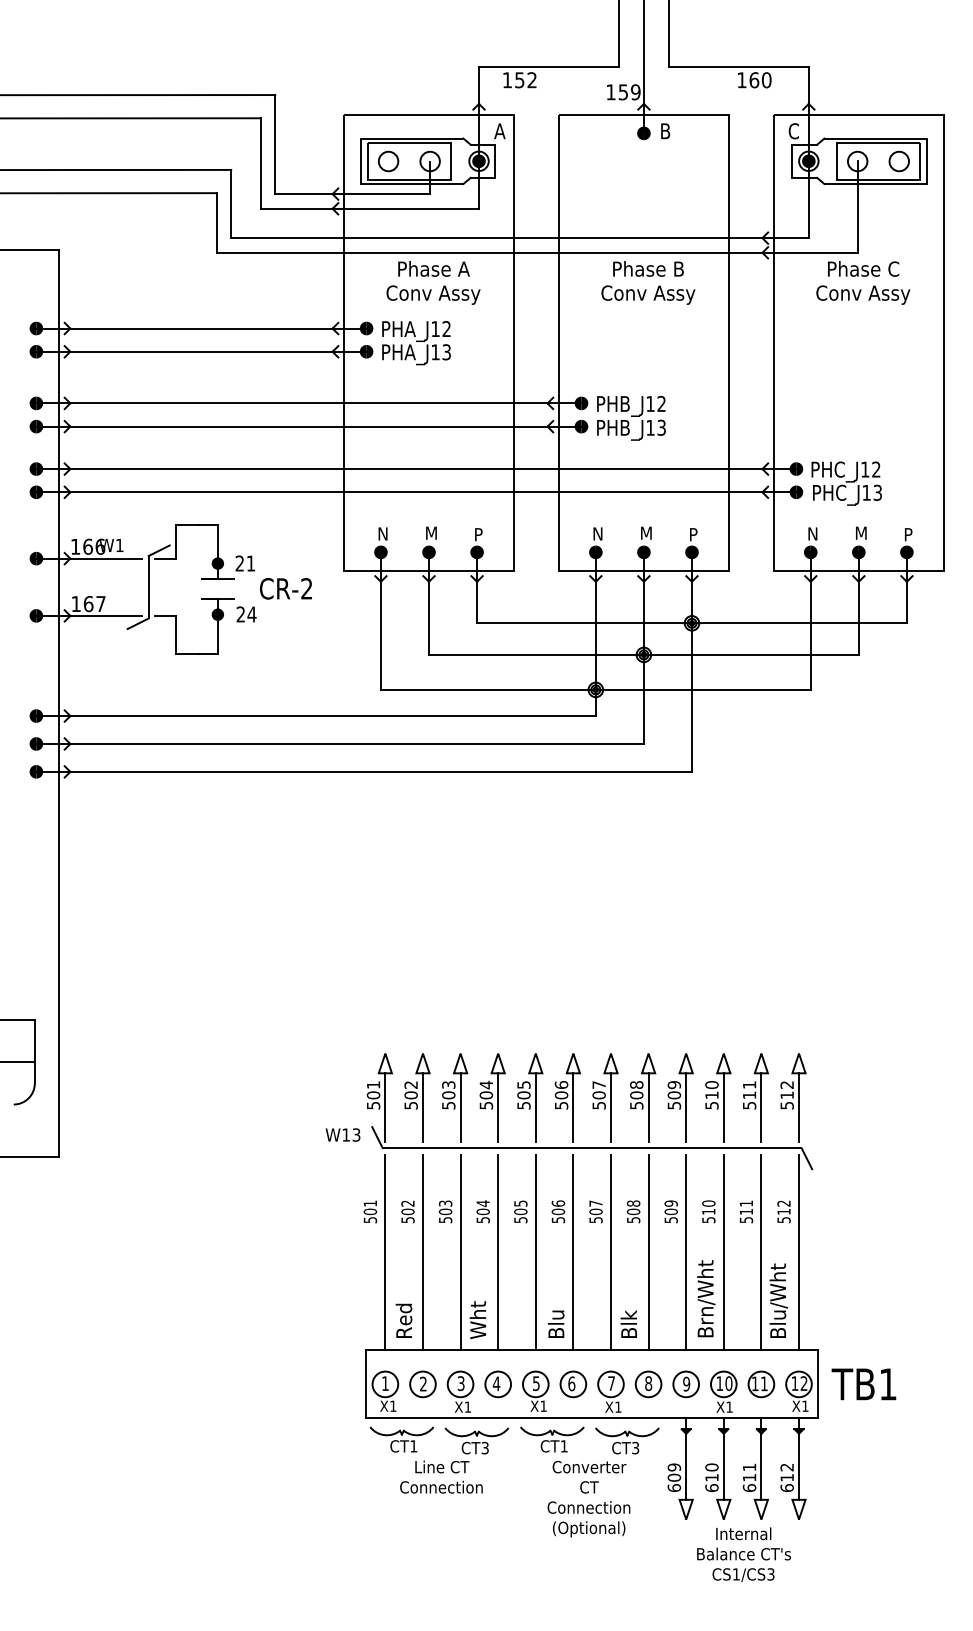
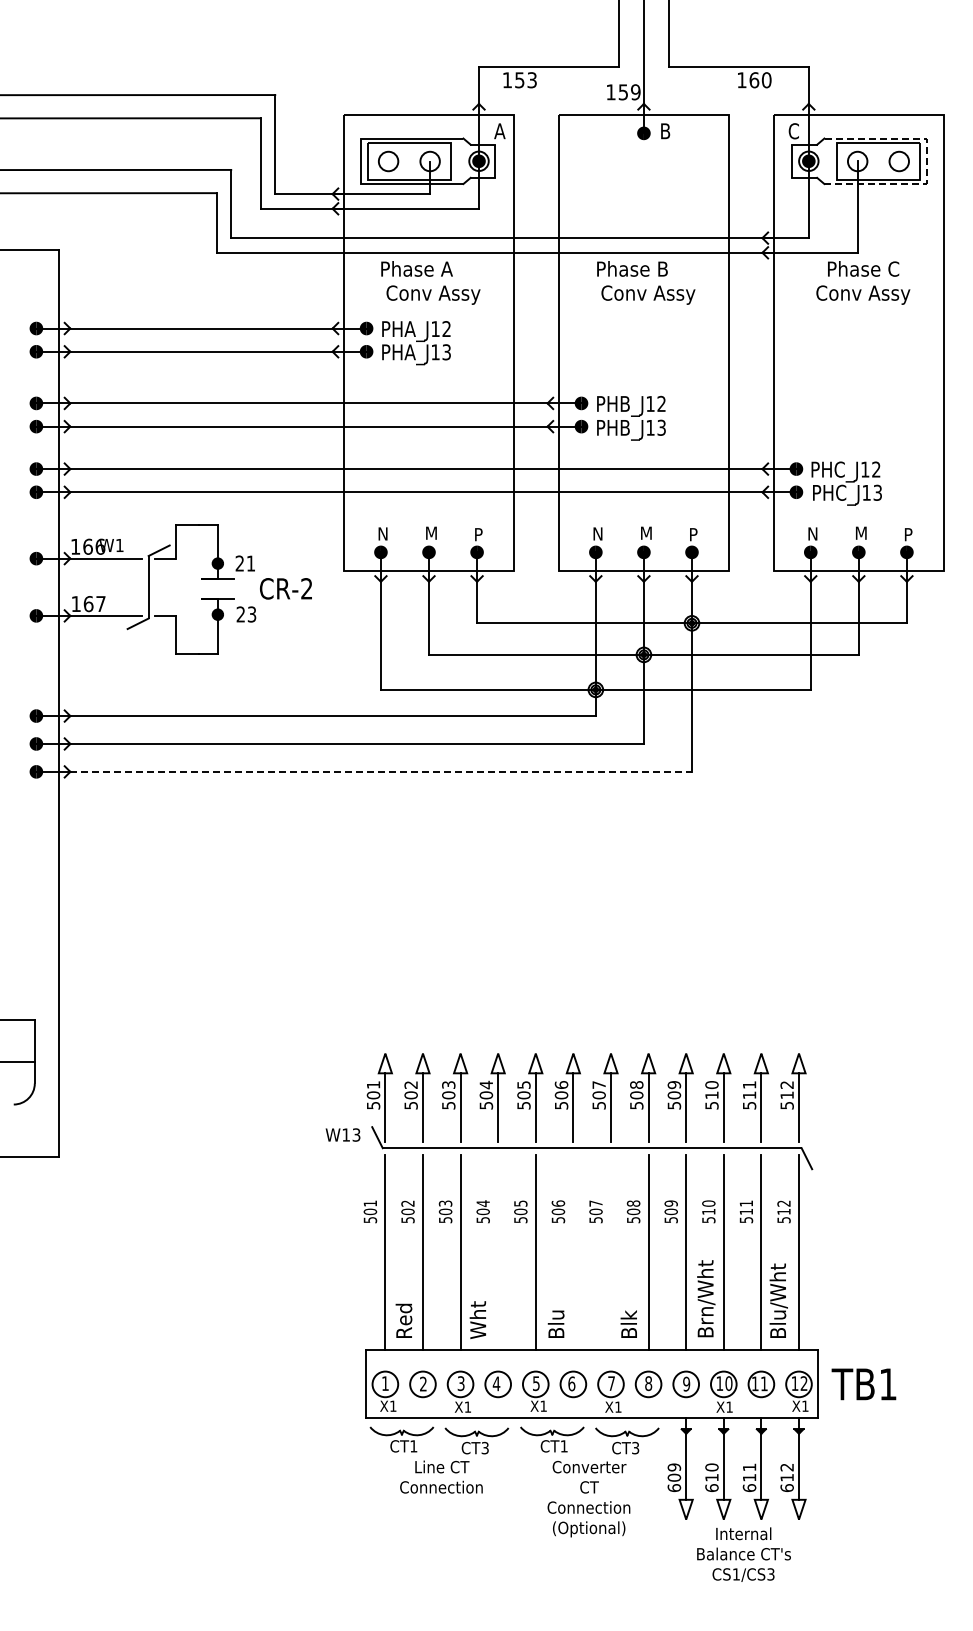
text: 152 -> 153 (531, 80)
line: solid -> dashed (926, 161)
text position: (433, 268) -> (416, 268) (416, 268)
text position: (648, 268) -> (632, 268) (632, 268)
text: 24 -> 23 (251, 614)
line: solid -> dashed (381, 771)
line: present -> none (498, 1252)
line: present -> none (573, 1252)
line: present -> none (611, 1252)
